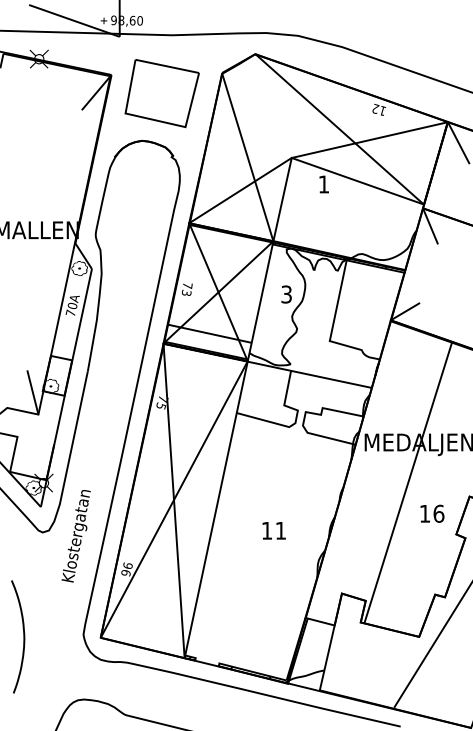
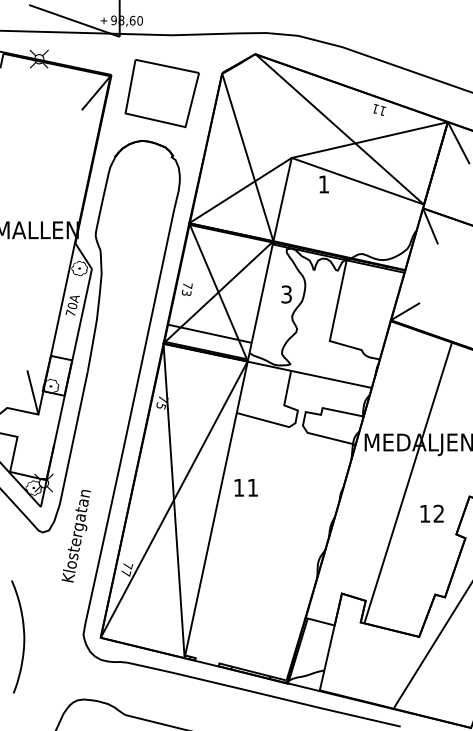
text: 12 -> 11 (375, 109)
text: 16 -> 12 (438, 513)
text position: (273, 530) -> (245, 487) (245, 487)
text: 96 -> 77 (127, 569)
